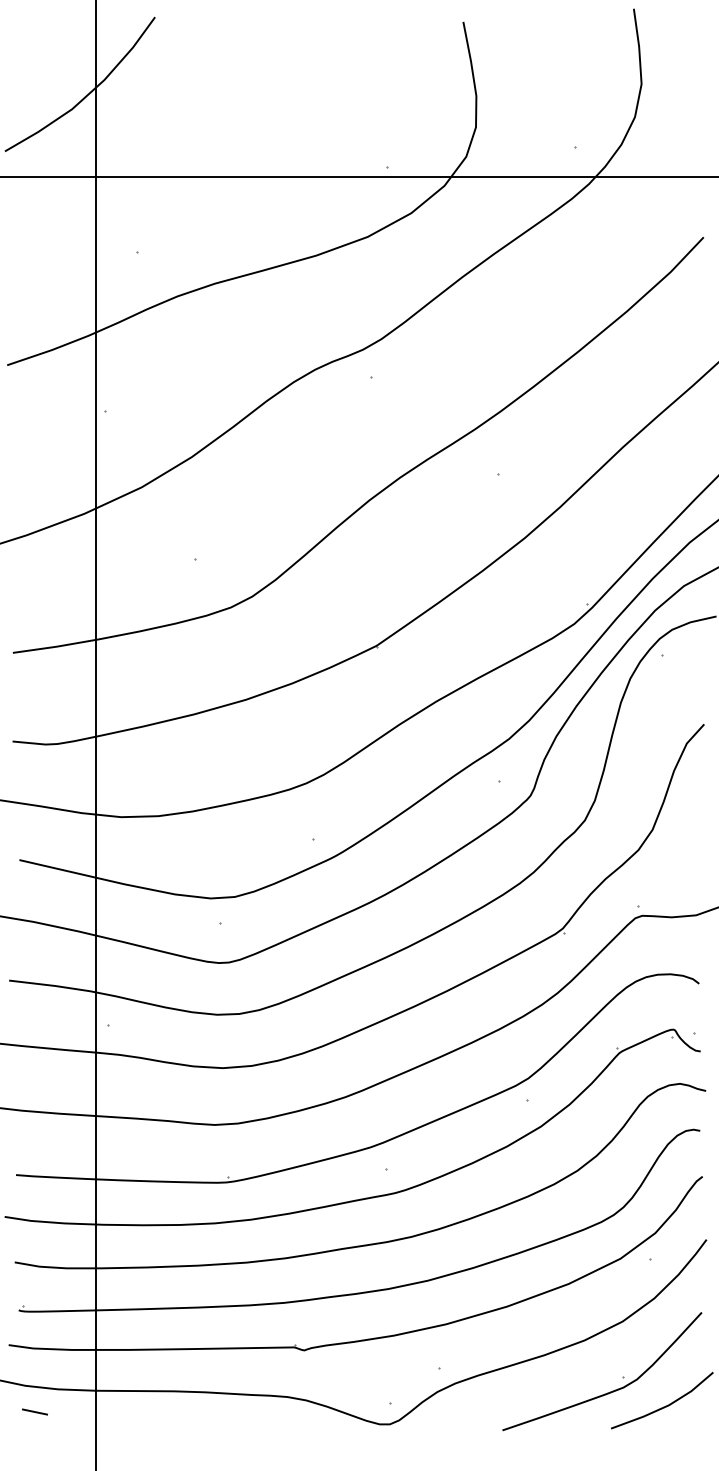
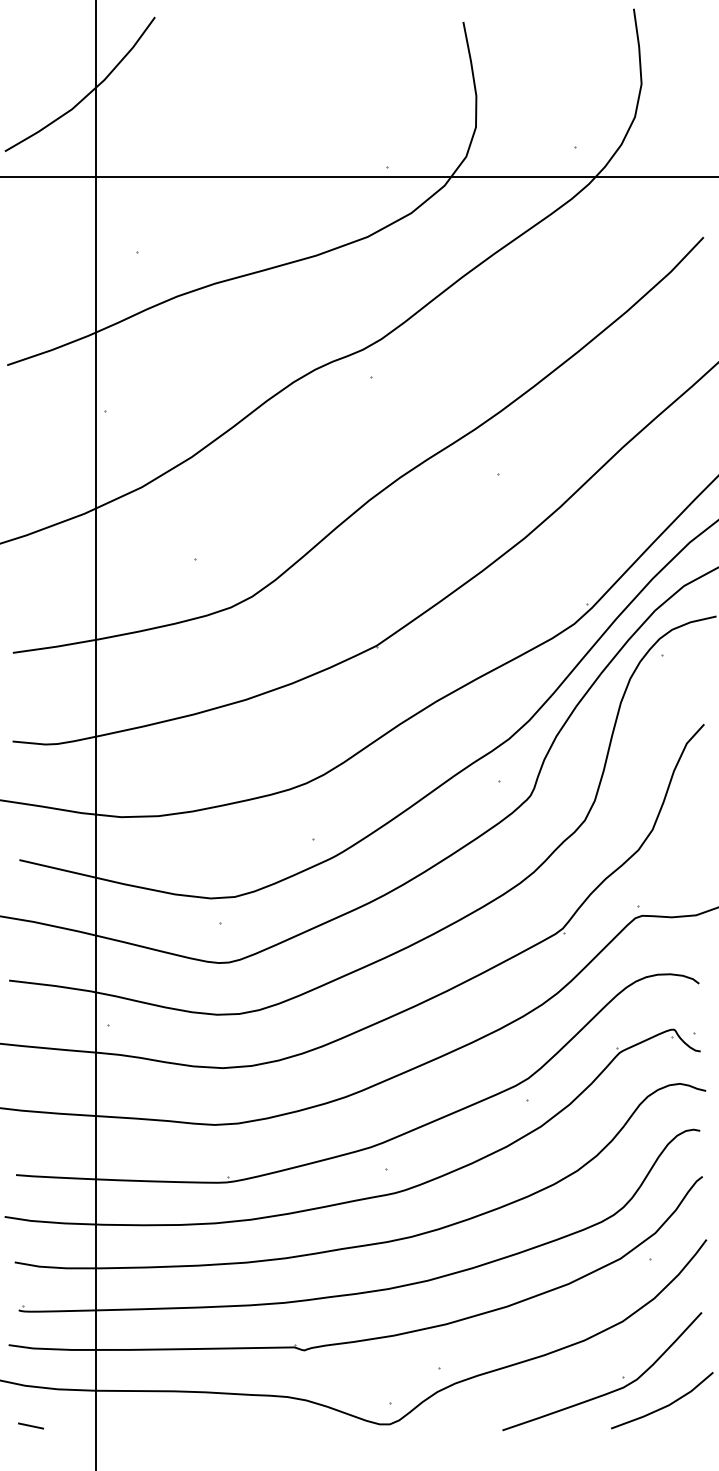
line position: (34, 1411) -> (30, 1425) (30, 1425)
